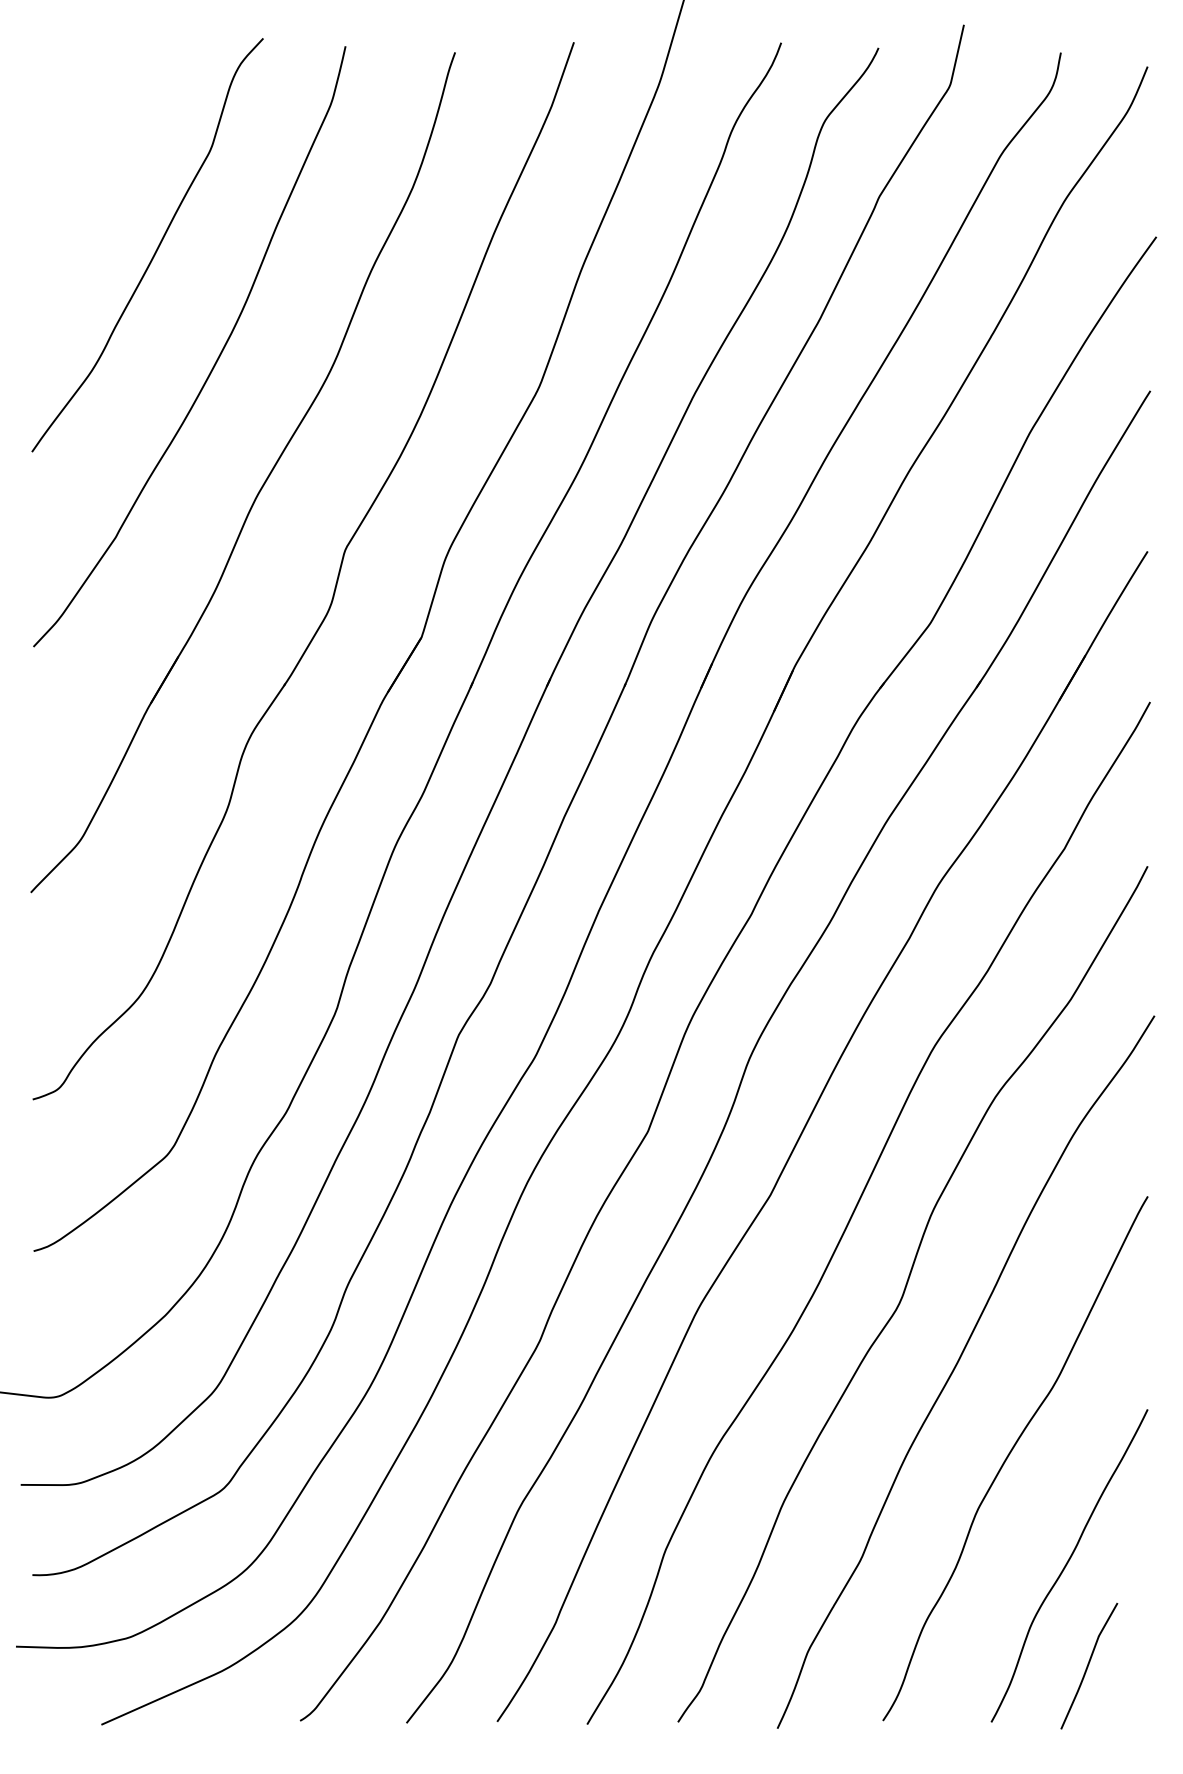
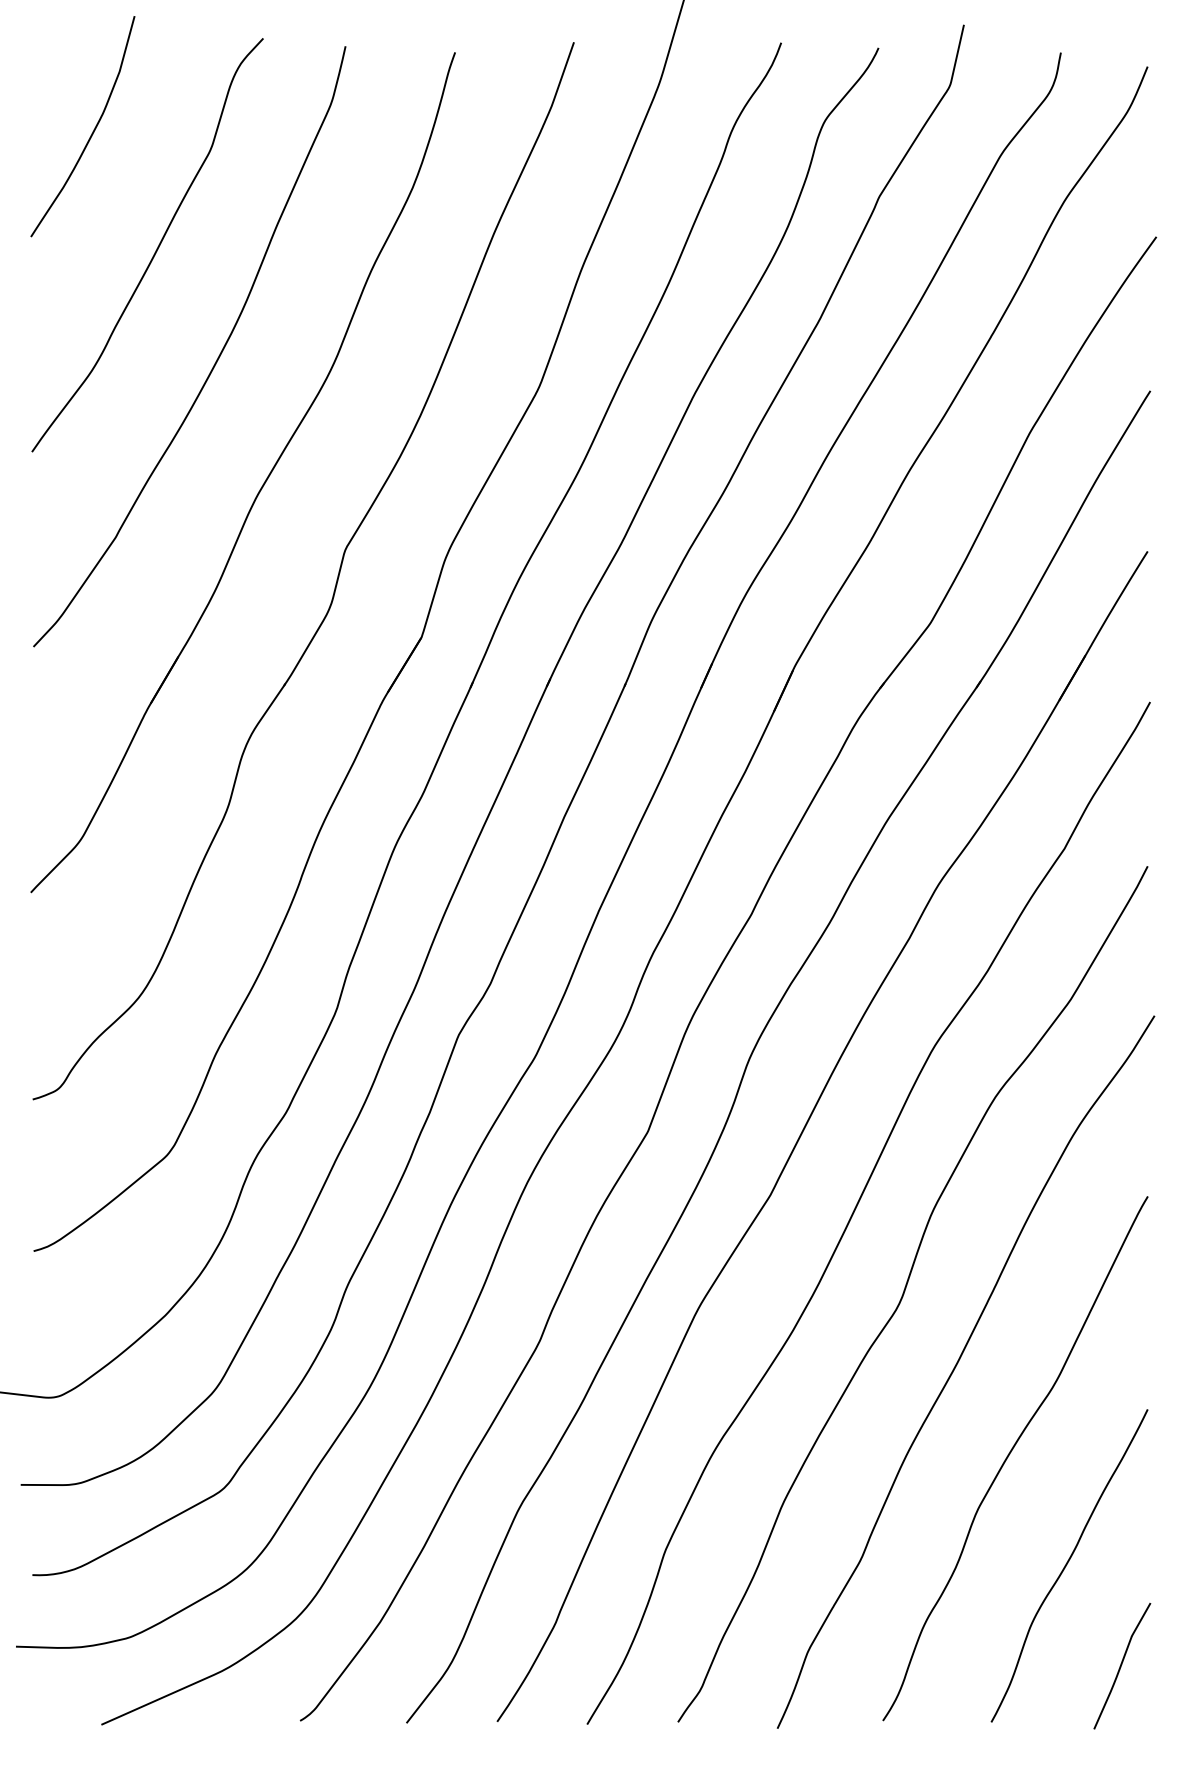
curve: none -> present (92, 131)
curve position: (1089, 1664) -> (1122, 1664) (1122, 1664)
